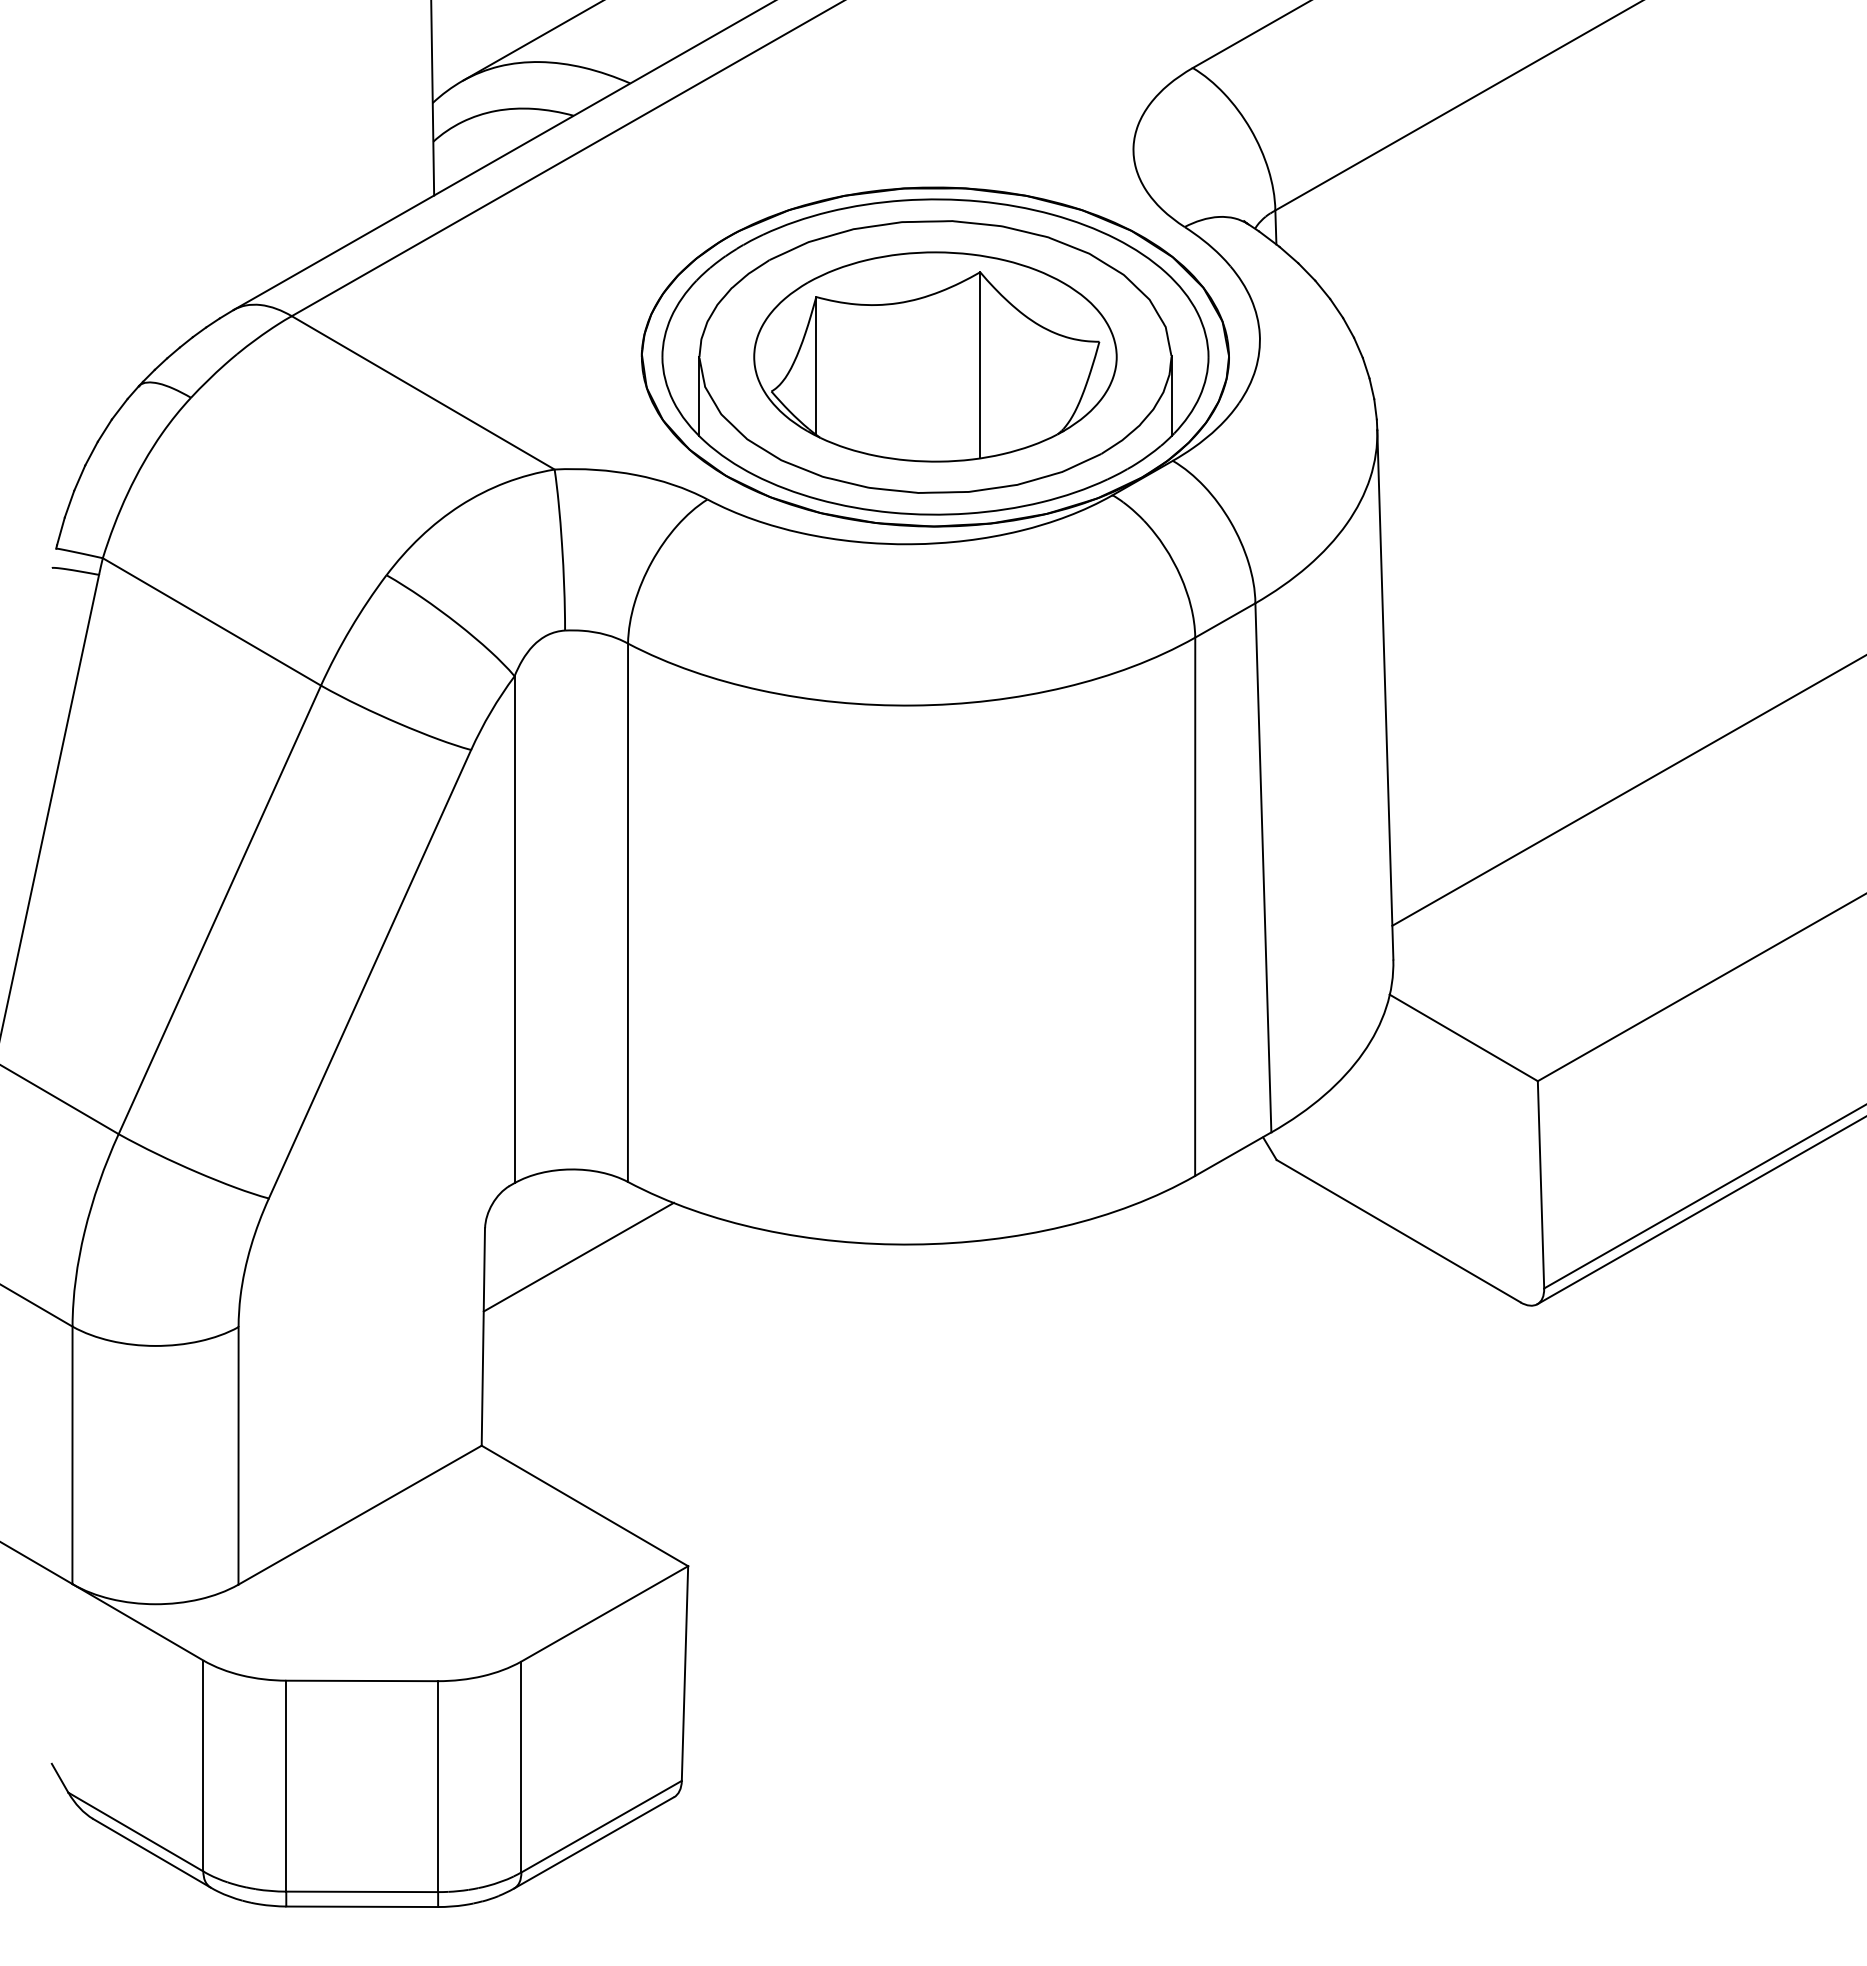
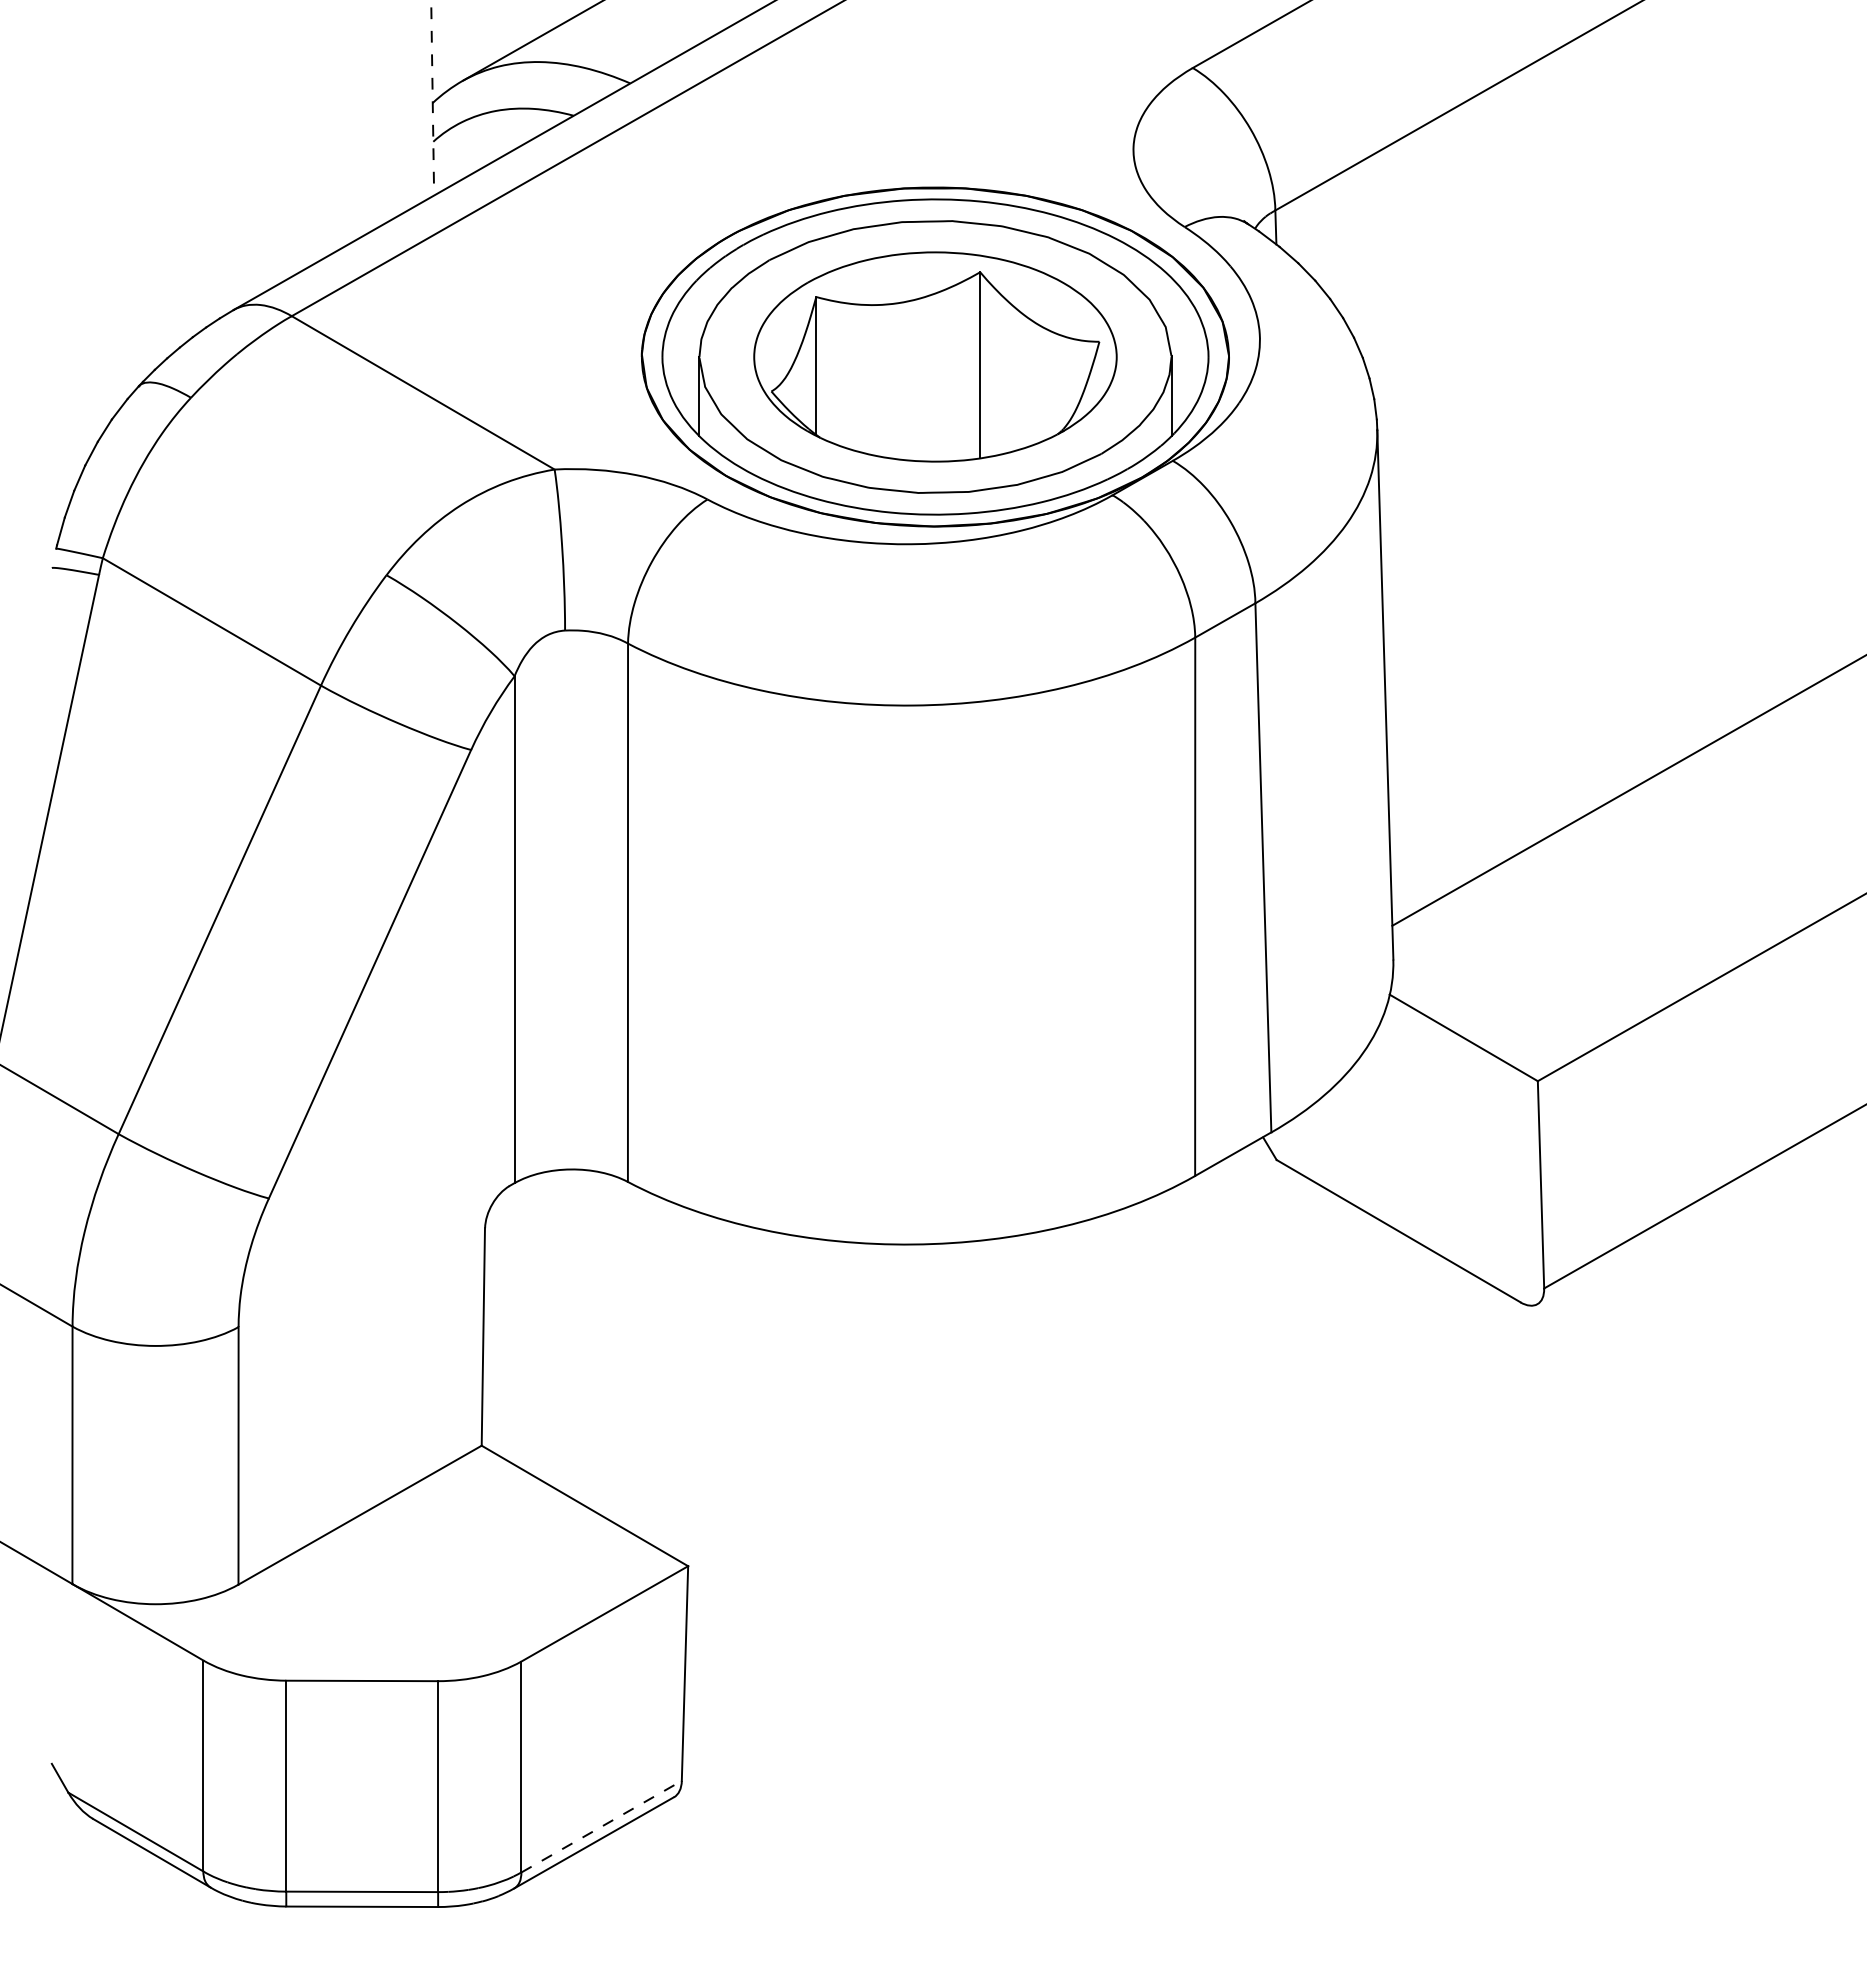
line: solid -> dashed (432, 98)
line: present -> none (1700, 1211)
line: present -> none (578, 1256)
line: solid -> dashed (602, 1826)
